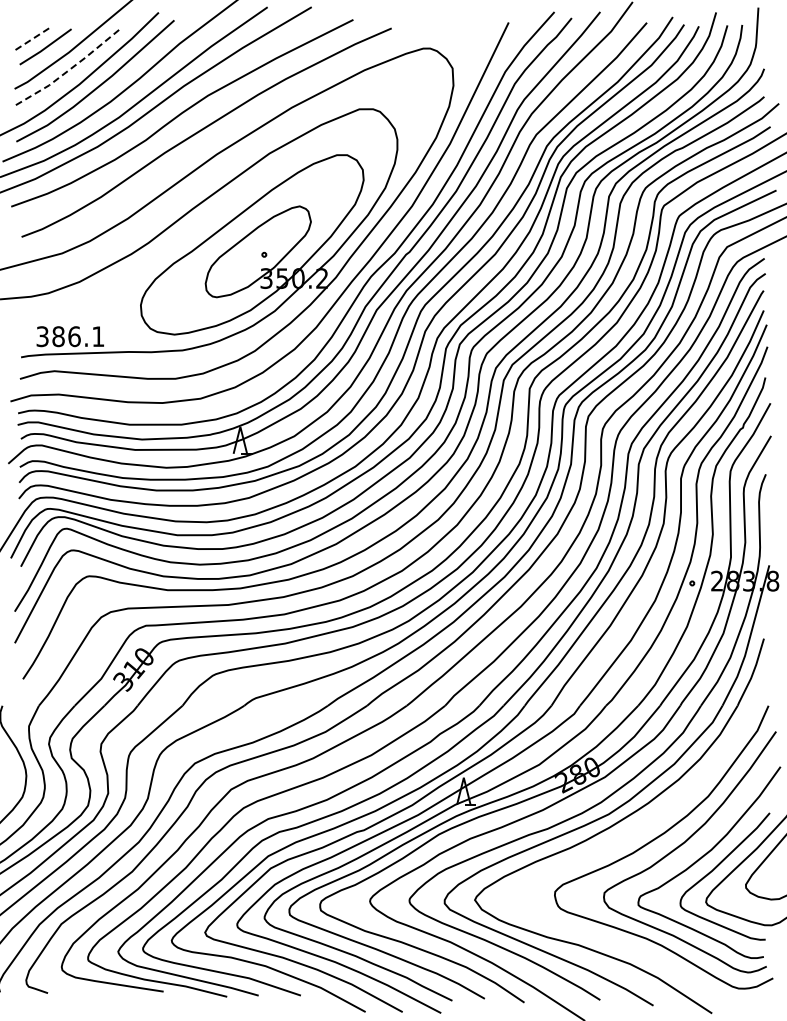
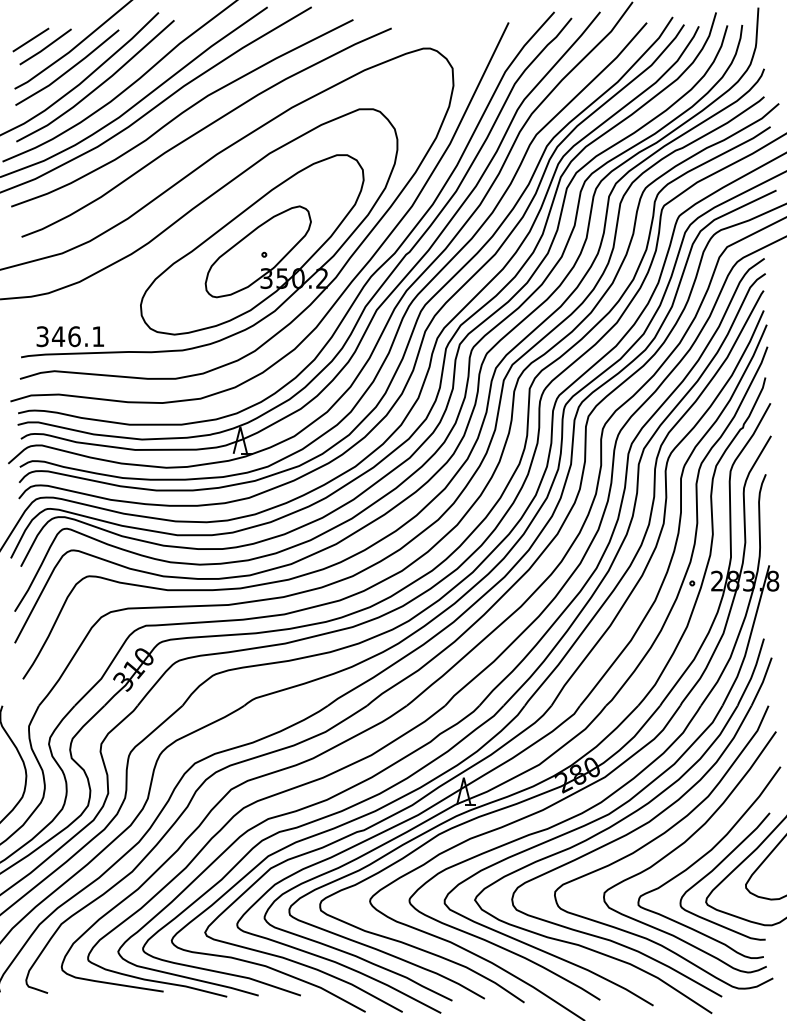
line: dashed -> solid (30, 40)
line: dashed -> solid (68, 70)
text: 386.1 -> 346.1 (58, 336)
part: none -> present (641, 827)
